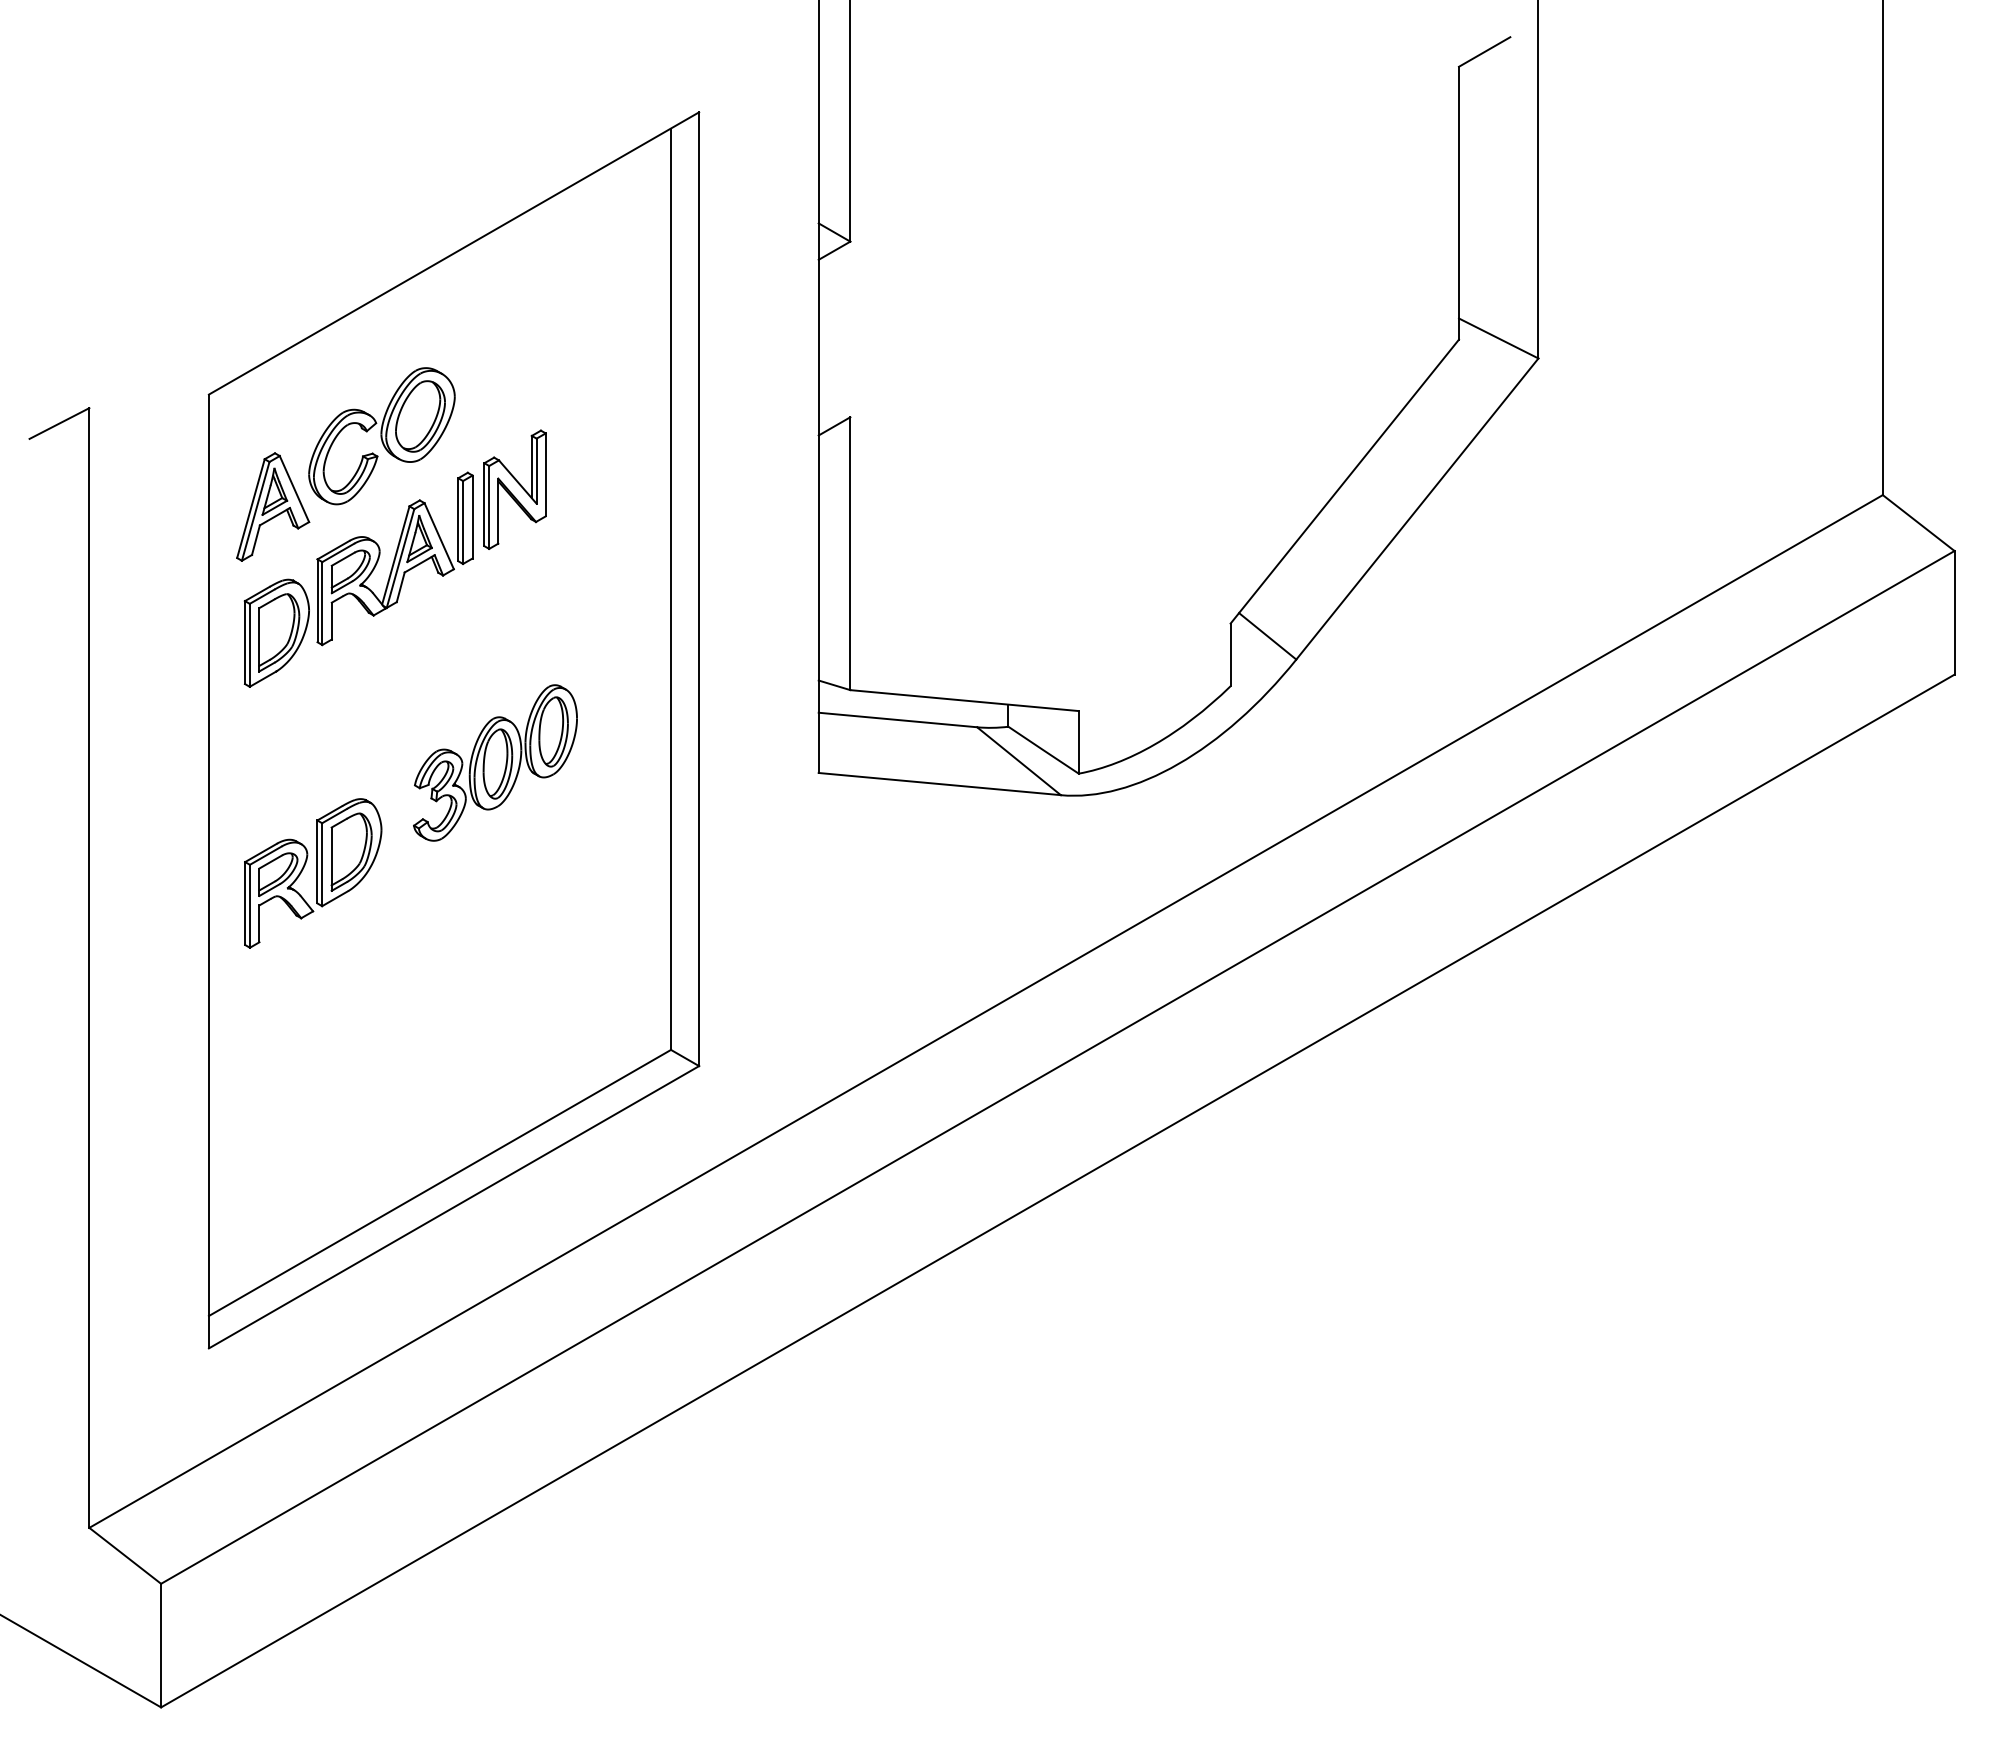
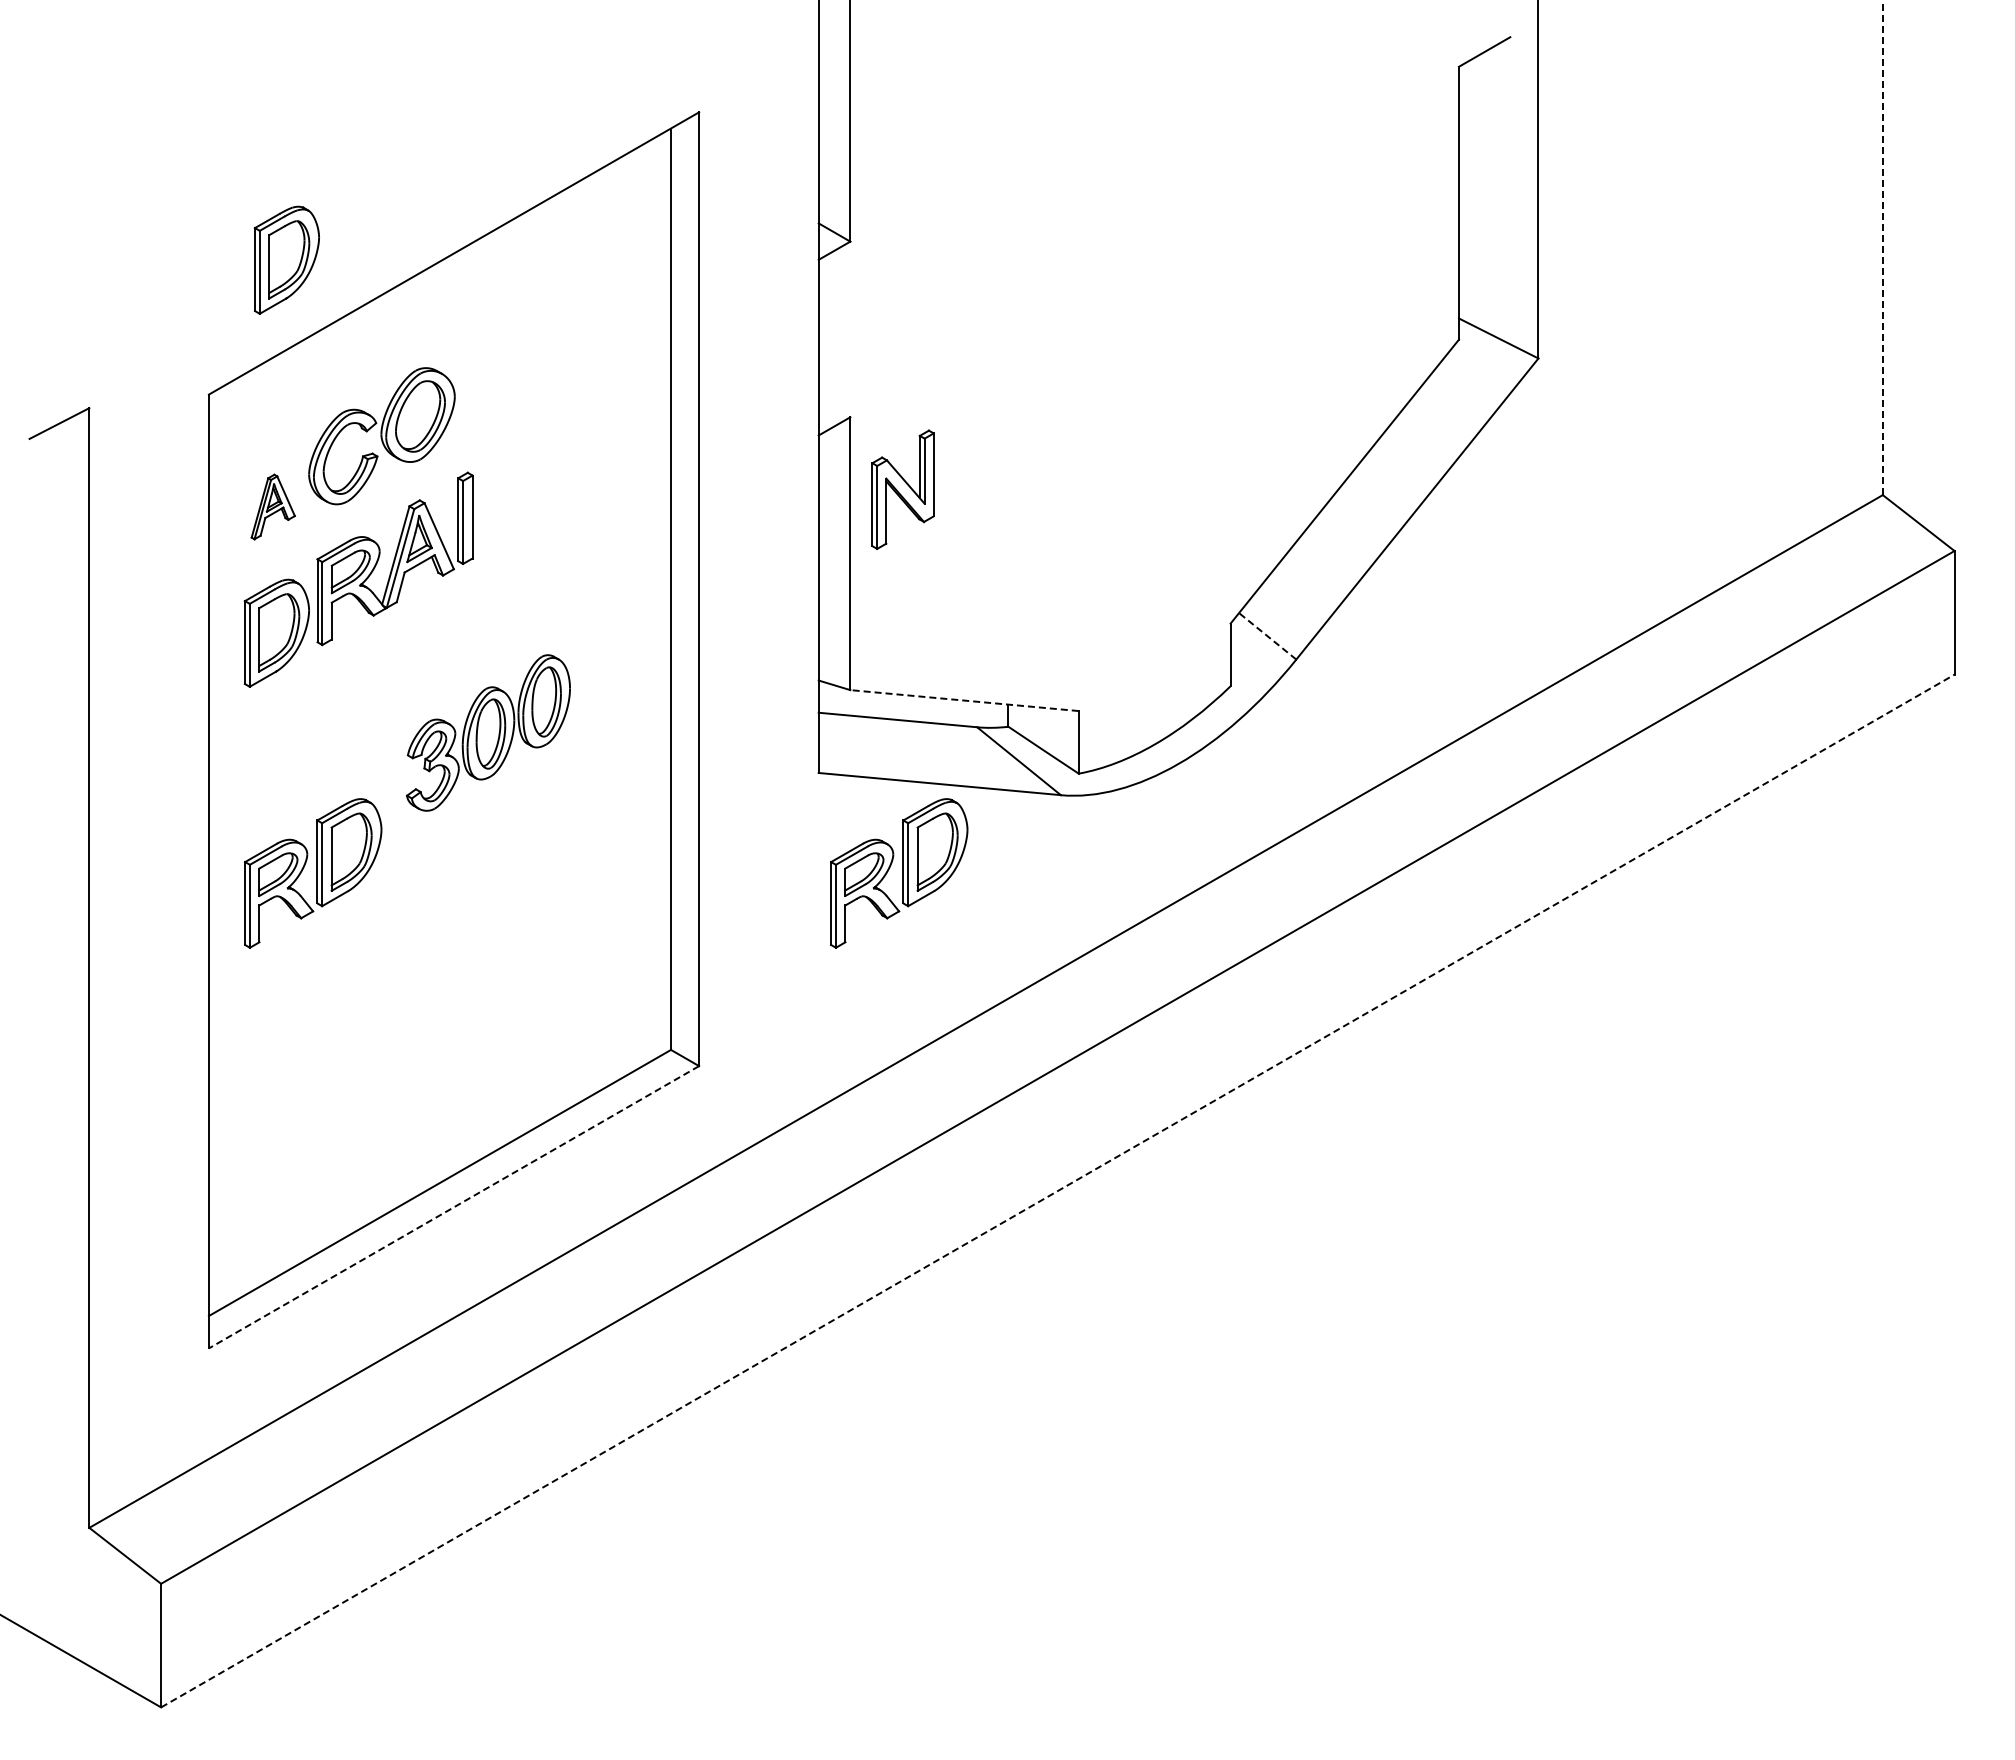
line: solid -> dashed (1882, 247)
part: none -> present (286, 259)
part position: (514, 489) -> (902, 489) (902, 489)
part size: 75x110 px -> 46x68 px (272, 506)
line: solid -> dashed (1267, 636)
line: solid -> dashed (964, 700)
part position: (495, 762) -> (488, 732) (488, 732)
part: none -> present (899, 873)
line: solid -> dashed (1057, 1191)
line: solid -> dashed (454, 1207)
